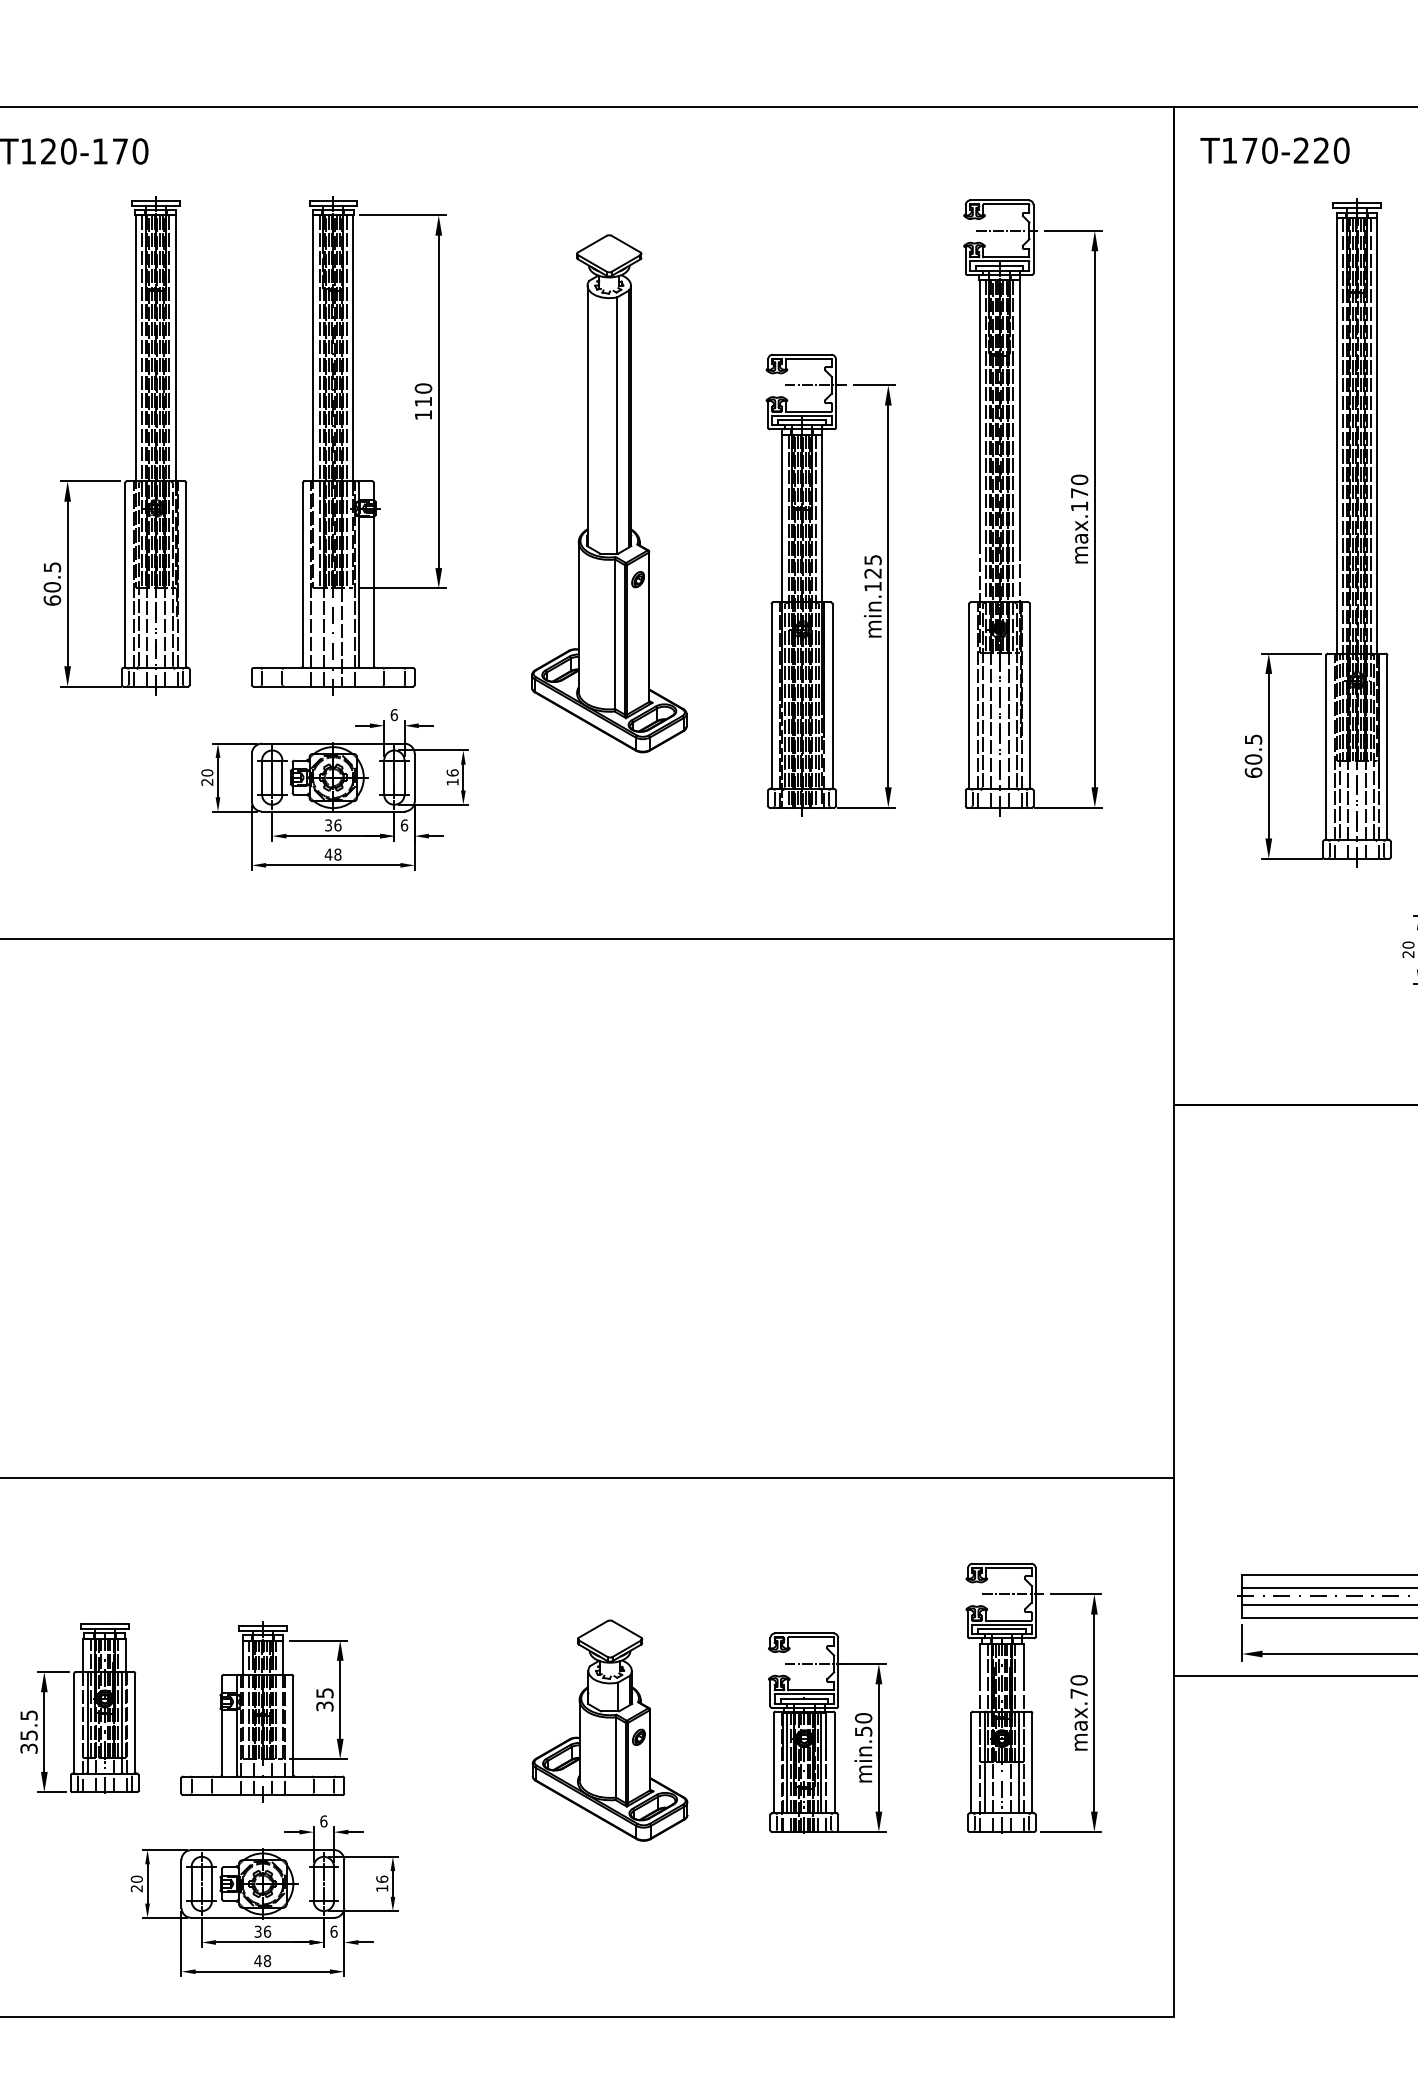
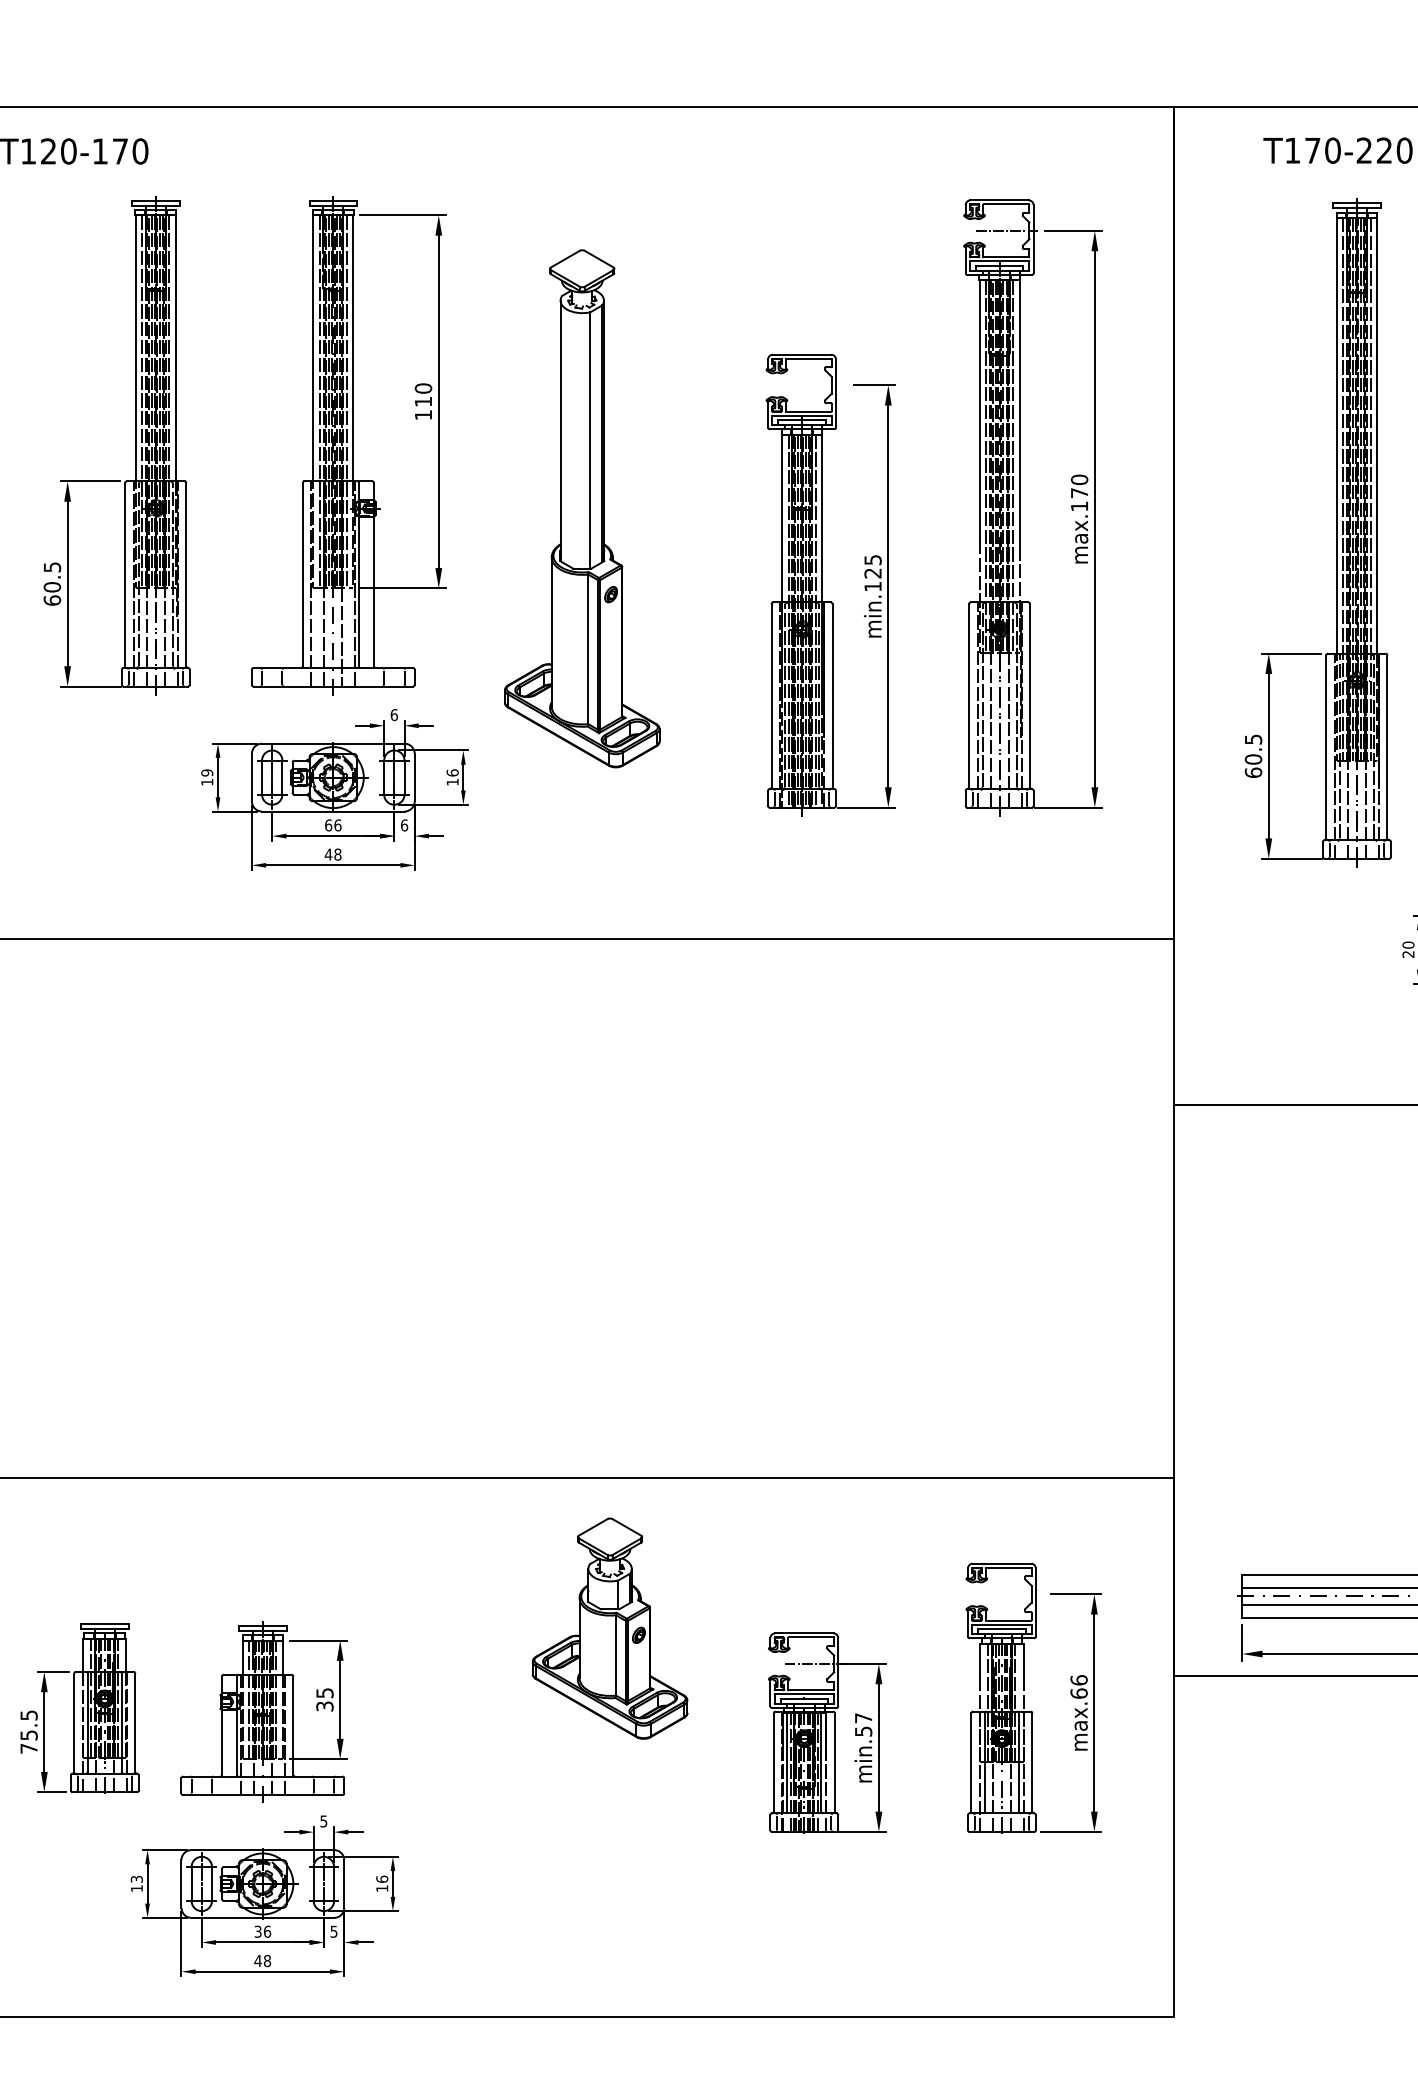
text position: (1274, 150) -> (1337, 150) (1337, 150)
line: present -> none (815, 385)
part position: (609, 493) -> (582, 508) (582, 508)
text: 20 -> 19 (207, 777)
text: 36 -> 66 (328, 825)
line: present -> none (1013, 1594)
text: max.70 -> max.66 (1078, 1686)
text: min.50 -> min.57 (863, 1718)
part position: (609, 1730) -> (609, 1628) (609, 1628)
text: 35.5 -> 75.5 (28, 1748)
text: 6 -> 5 (323, 1821)
text: 20 -> 13 (136, 1883)
text: 6 -> 5 (333, 1931)
